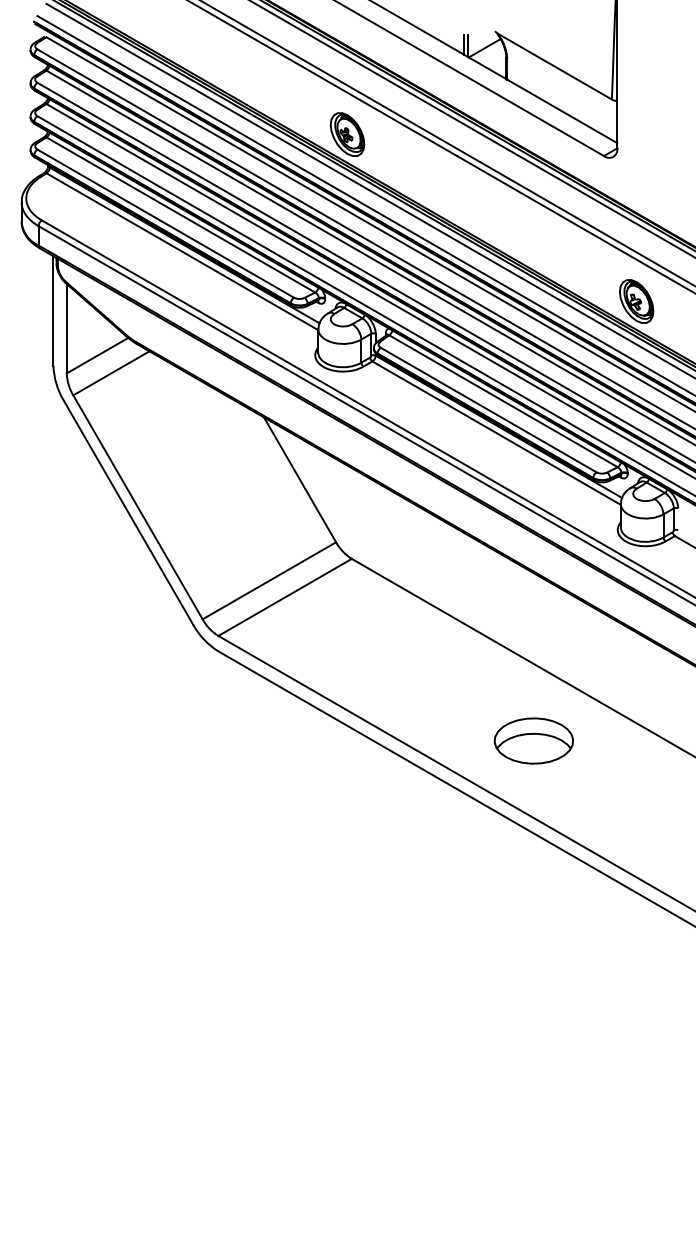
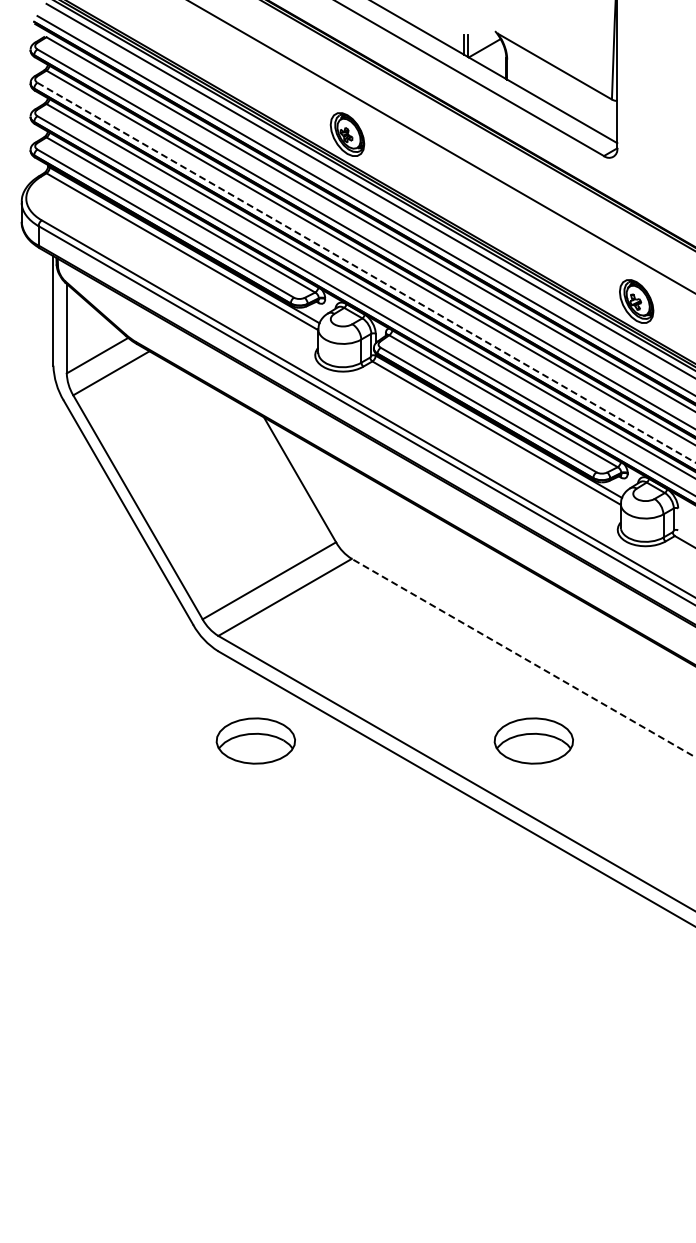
line: present -> none (472, 129)
line: present -> none (447, 143)
line: solid -> dashed (366, 272)
line: solid -> dashed (523, 657)
part: none -> present (255, 740)
